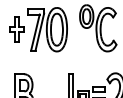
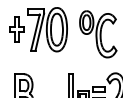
part position: (98, 28) -> (98, 34) (98, 34)
